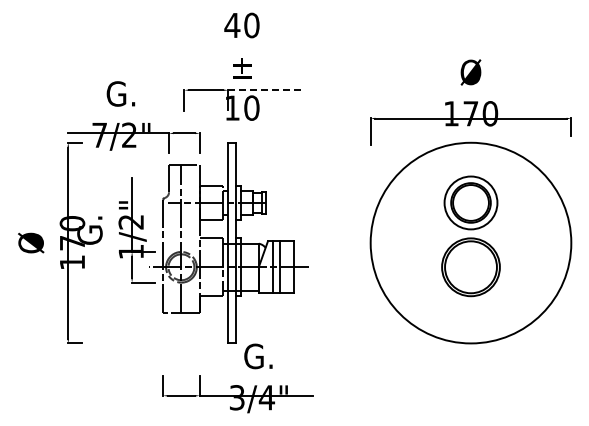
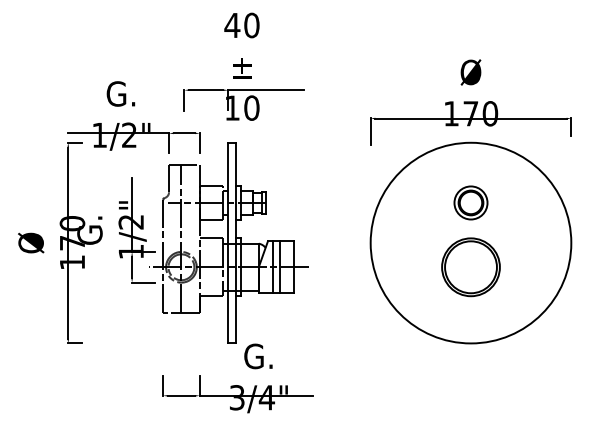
line: dashed -> solid (266, 90)
text: 7/2" -> 1/2" (99, 135)
part size: 56x56 px -> 36x36 px (470, 202)
